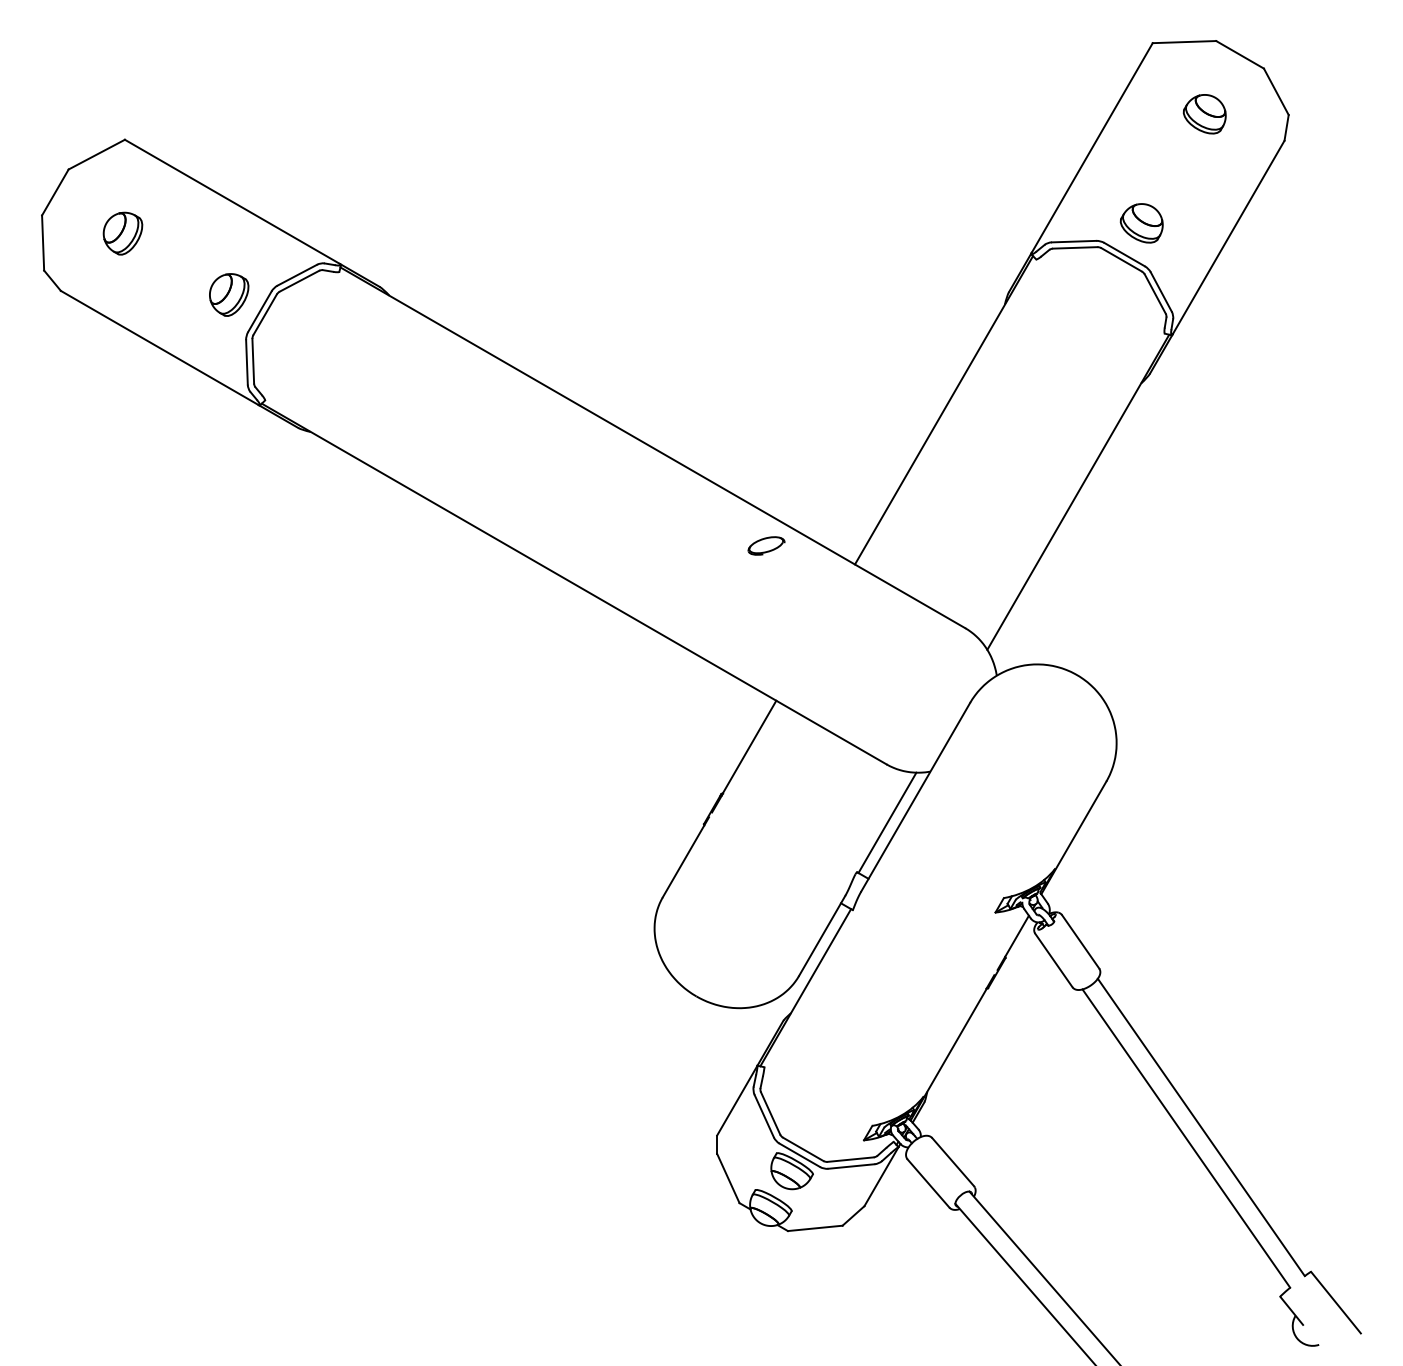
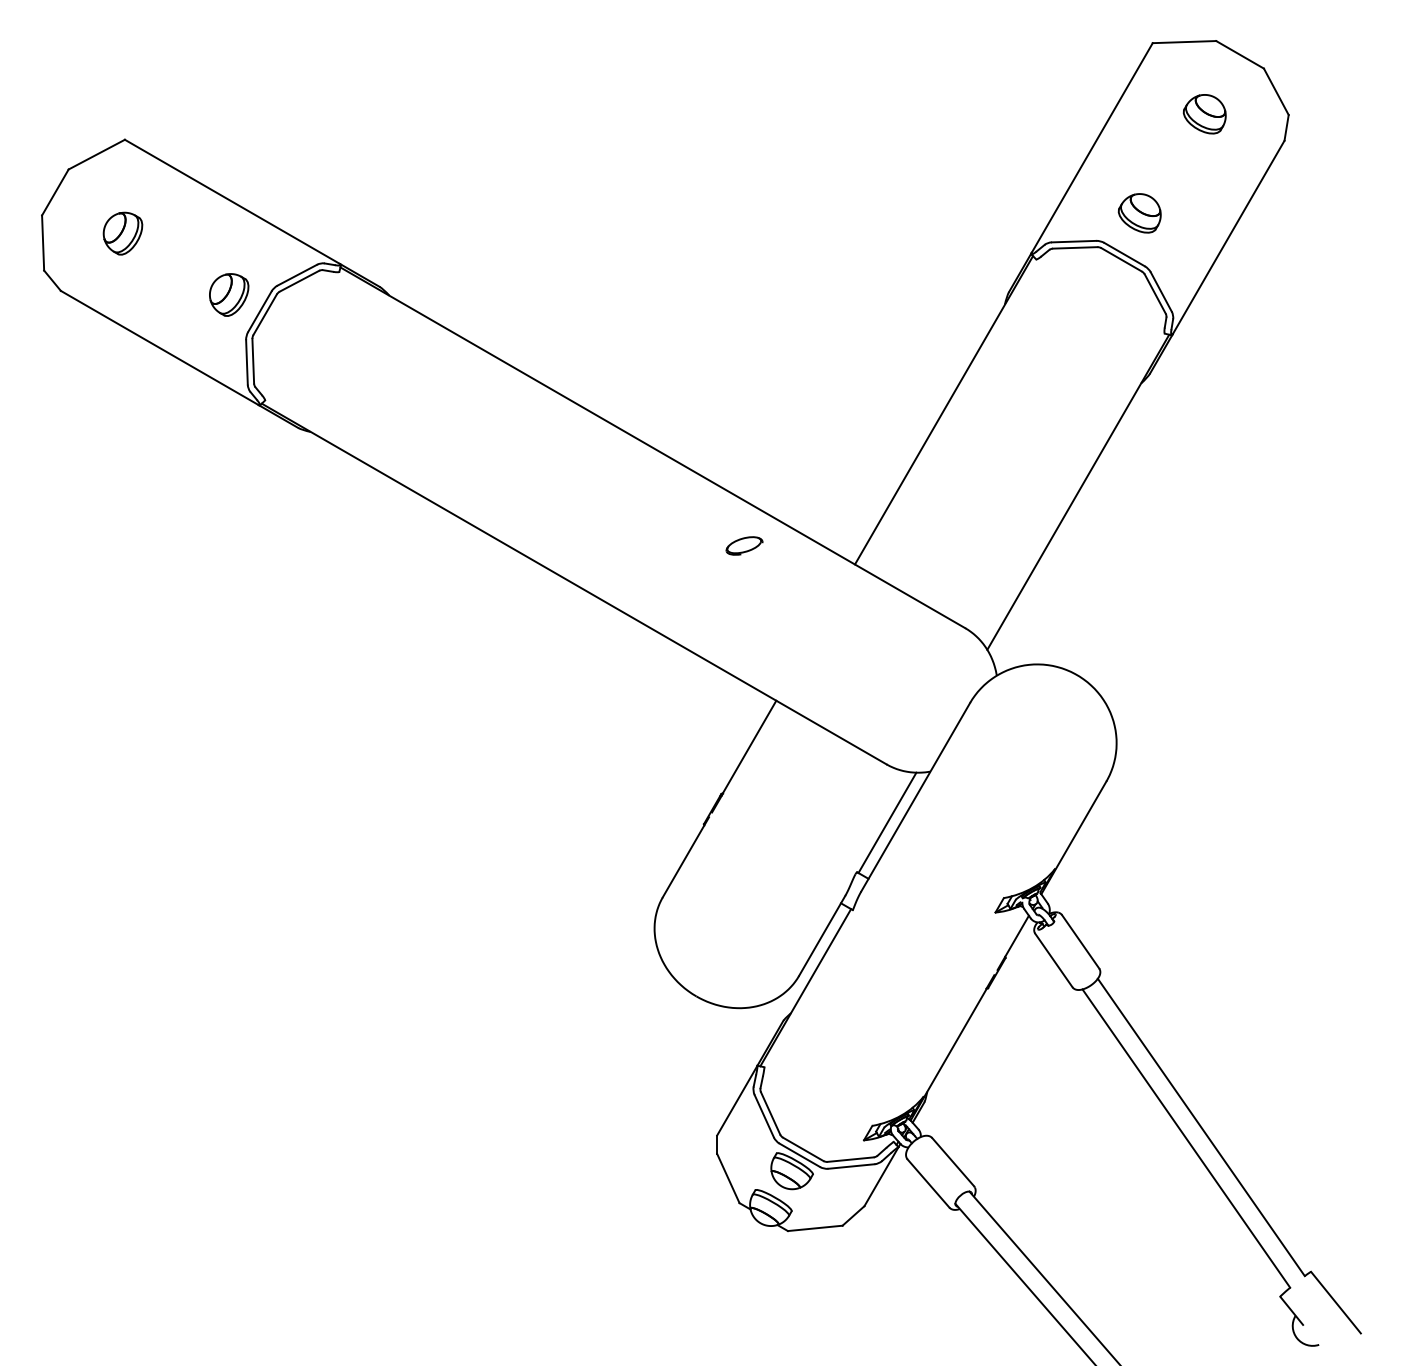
part position: (1141, 223) -> (1139, 213) (1139, 213)
part position: (766, 545) -> (744, 545) (744, 545)
